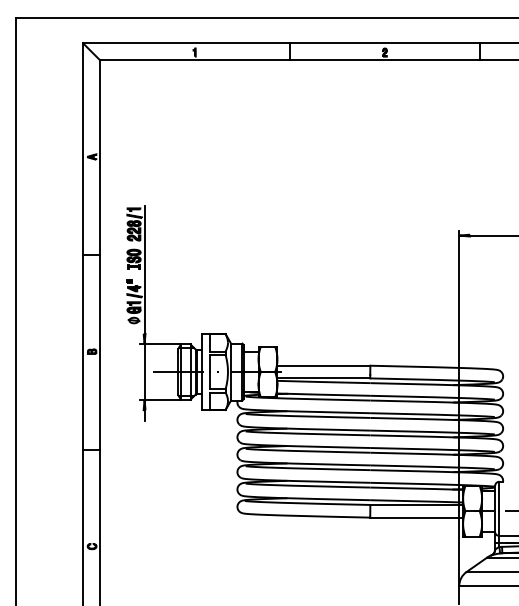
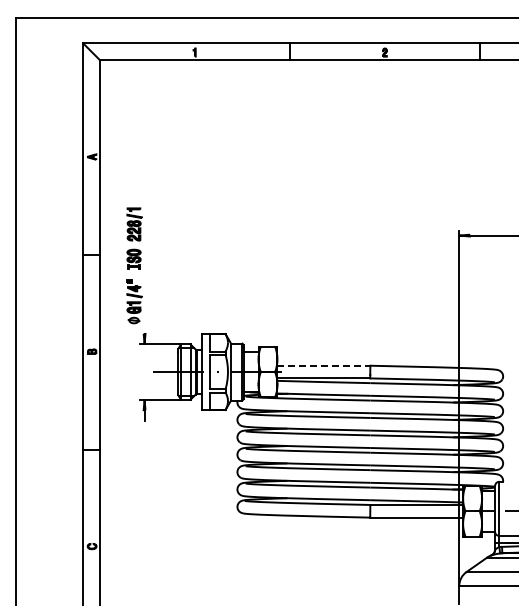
line: present -> none (144, 269)
line: solid -> dashed (324, 365)
line: present -> none (144, 371)
